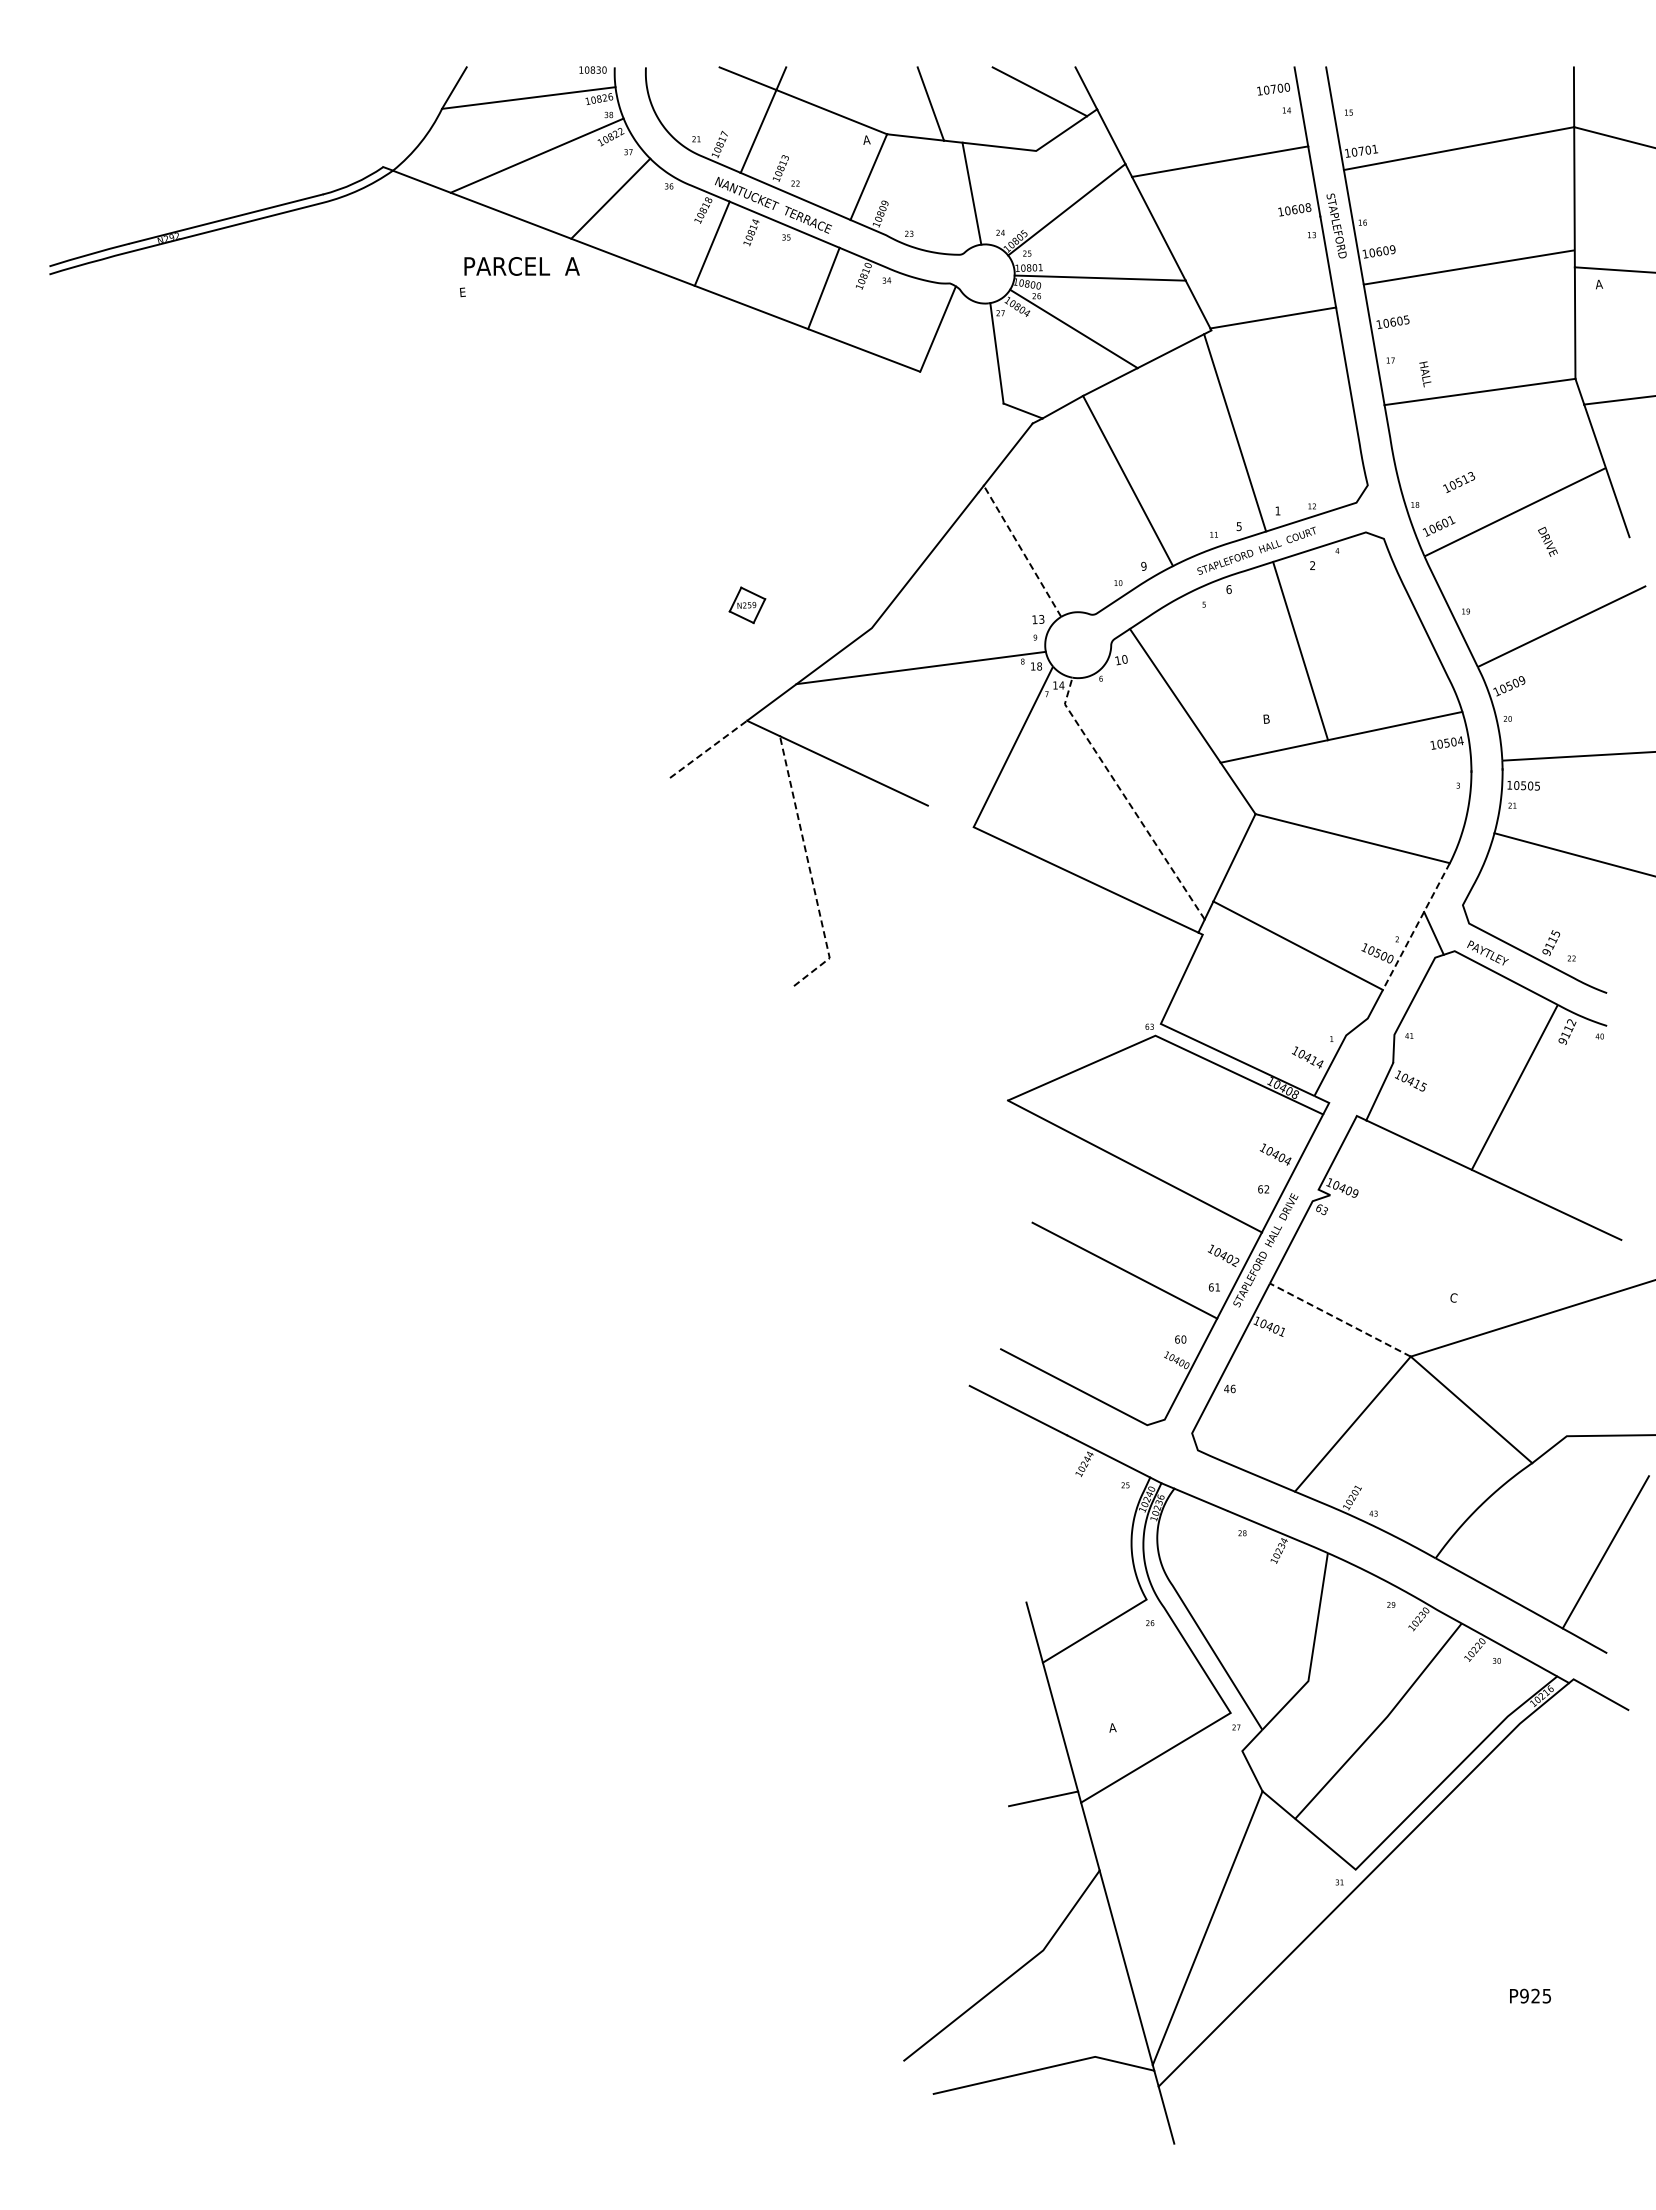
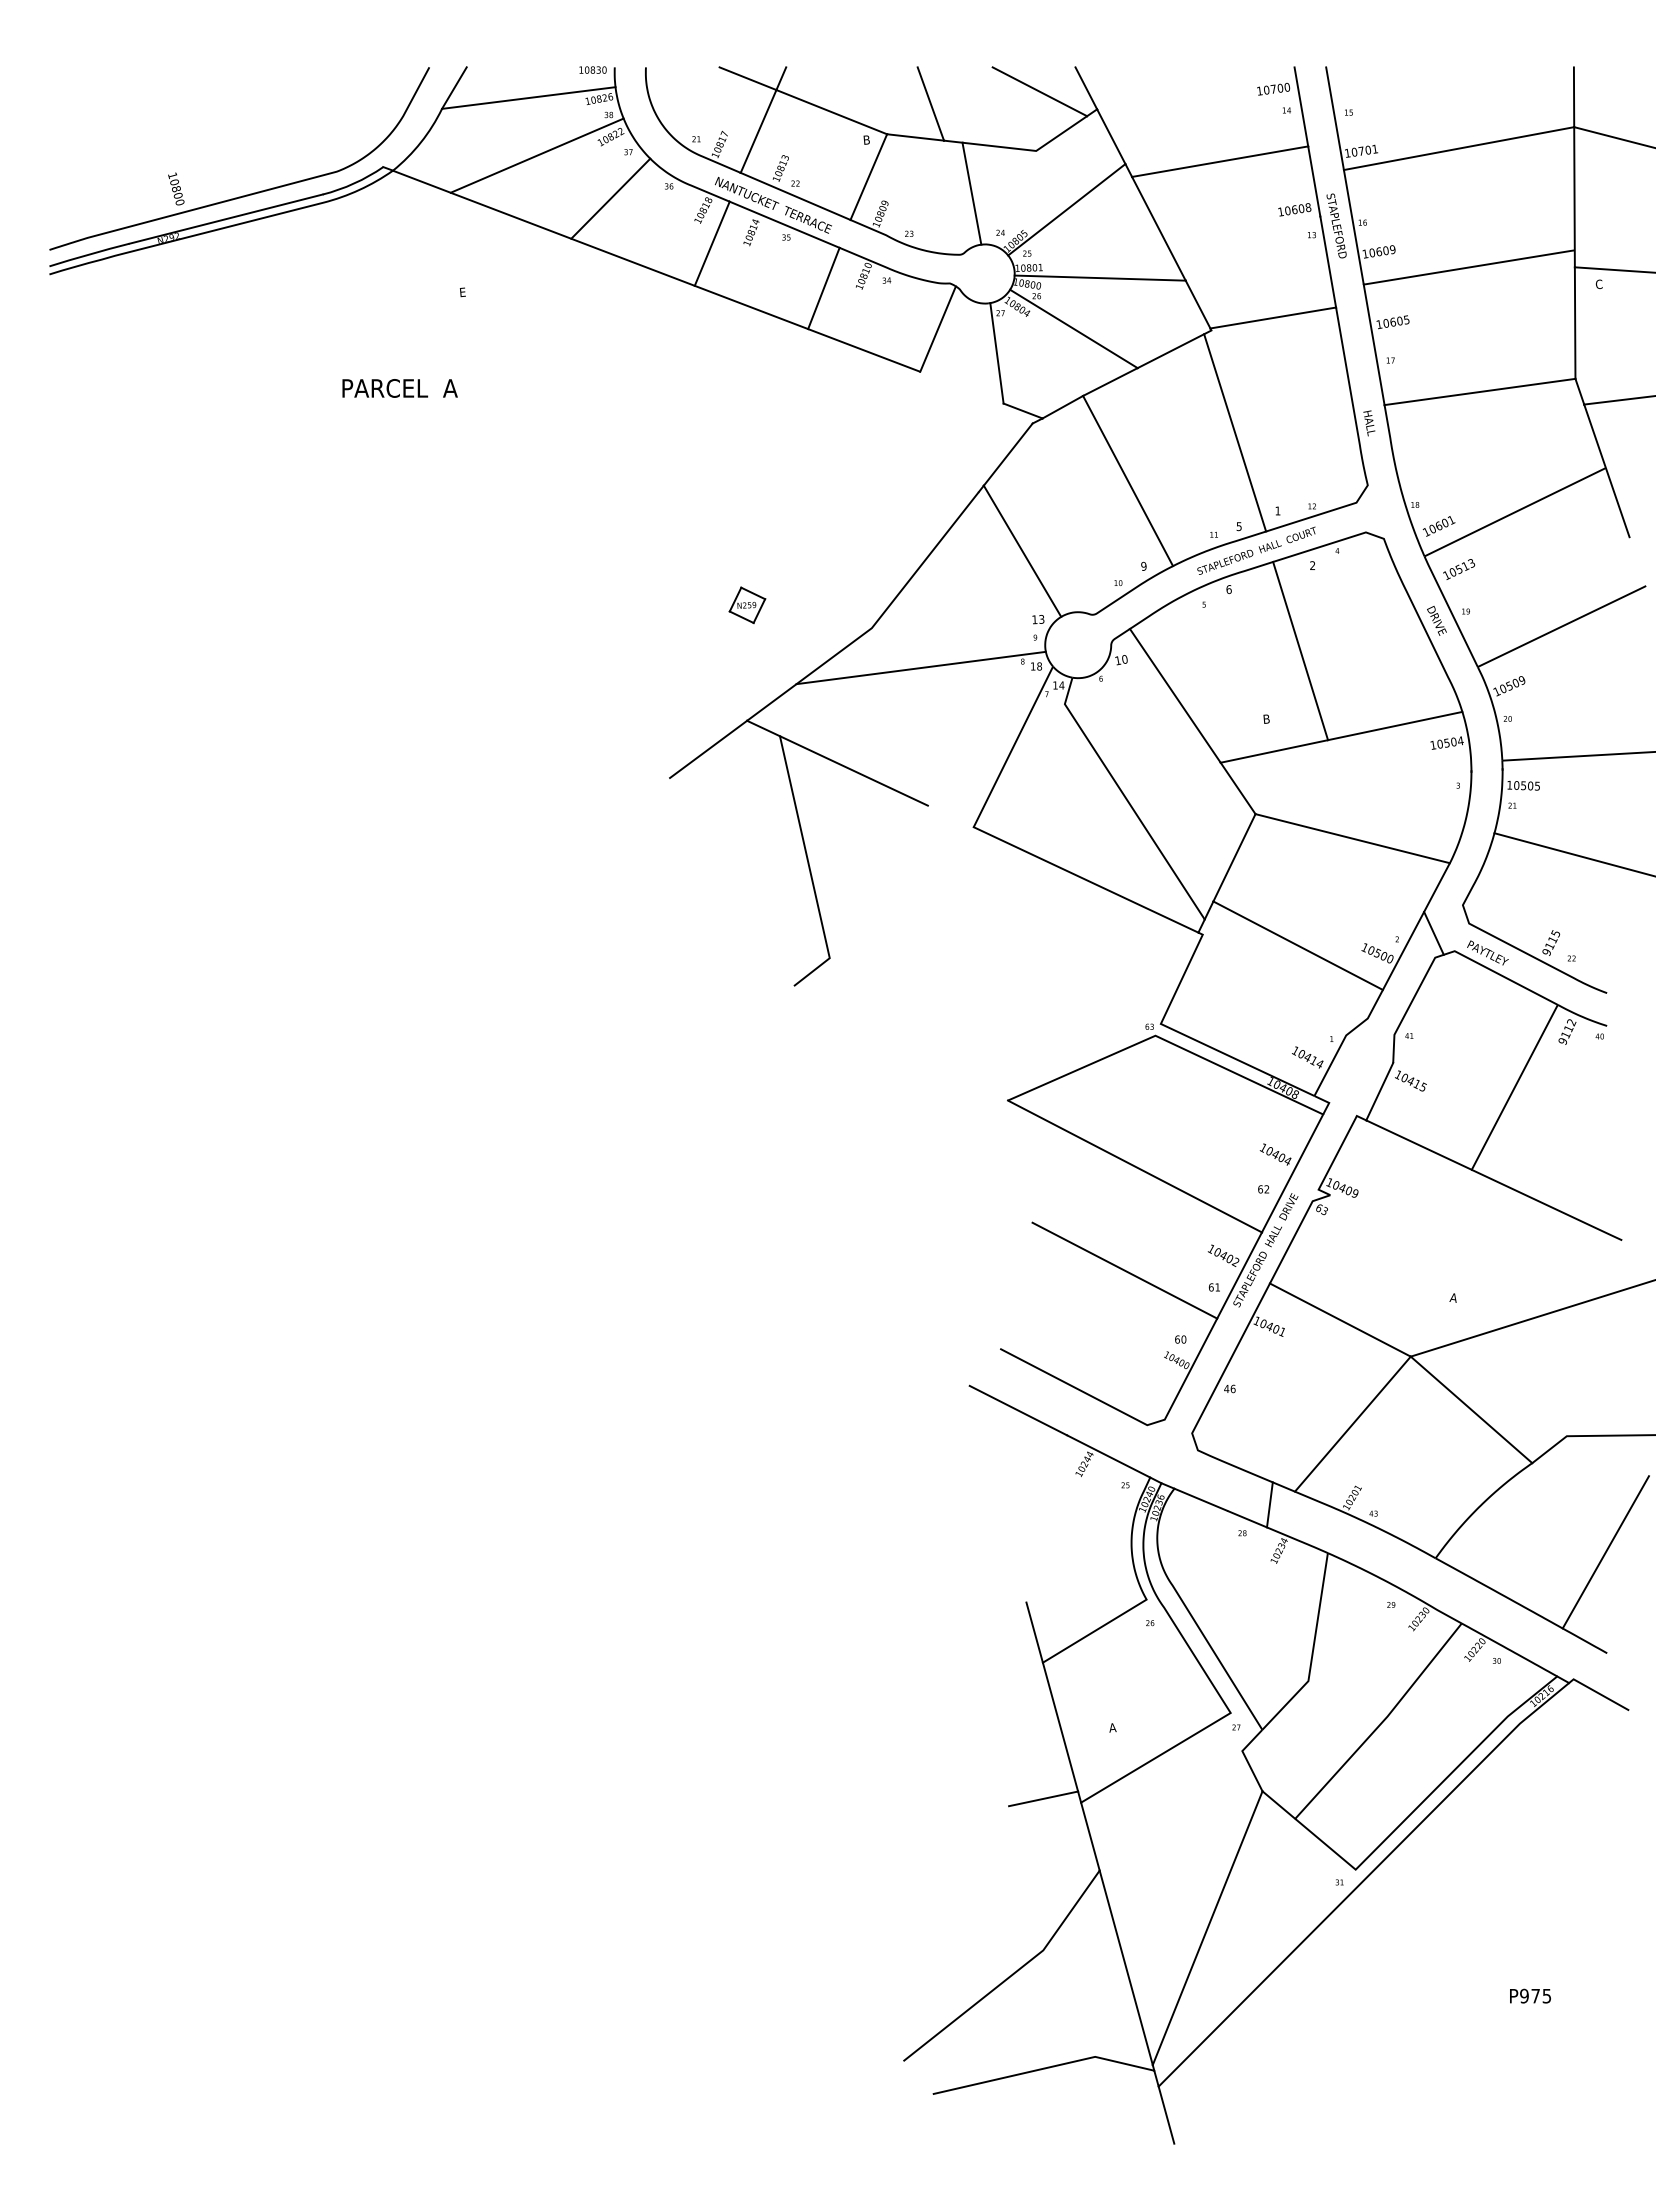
text: A -> B (866, 139)
part: none -> present (246, 194)
text position: (521, 266) -> (399, 388) (399, 388)
text: A -> C (1599, 284)
text position: (1425, 374) -> (1369, 423) (1369, 423)
text position: (1459, 482) -> (1459, 569) (1459, 569)
text position: (1547, 541) -> (1436, 620) (1436, 620)
line: dashed -> solid (1022, 550)
line: dashed -> solid (708, 749)
line: dashed -> solid (1126, 799)
line: dashed -> solid (809, 869)
line: dashed -> solid (1416, 926)
text: C -> A (1453, 1297)
line: dashed -> solid (1339, 1319)
line: none -> present (1269, 1504)
text: P925 -> P975 (1535, 1995)
